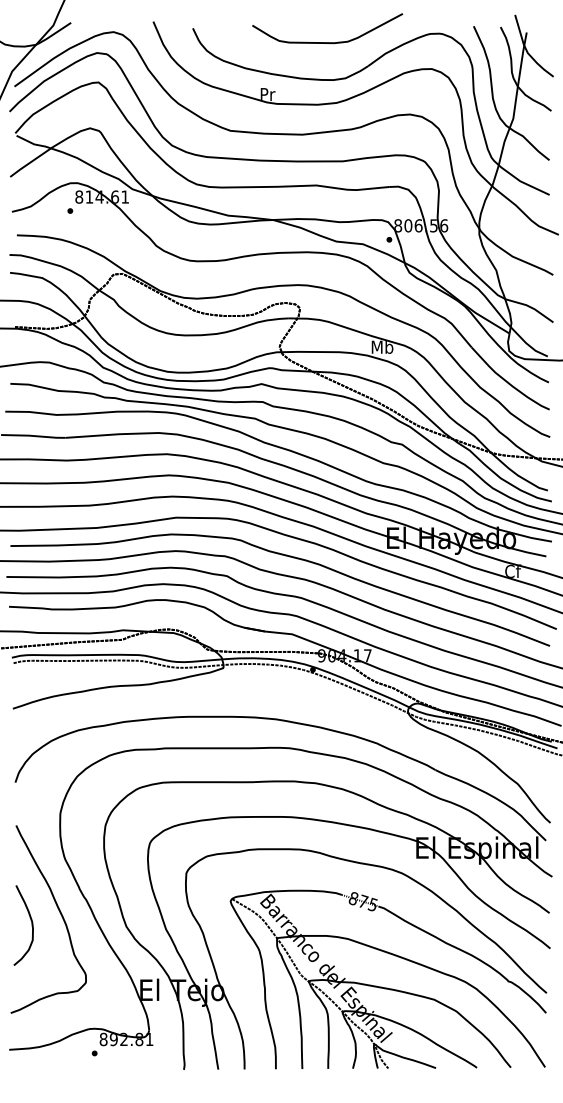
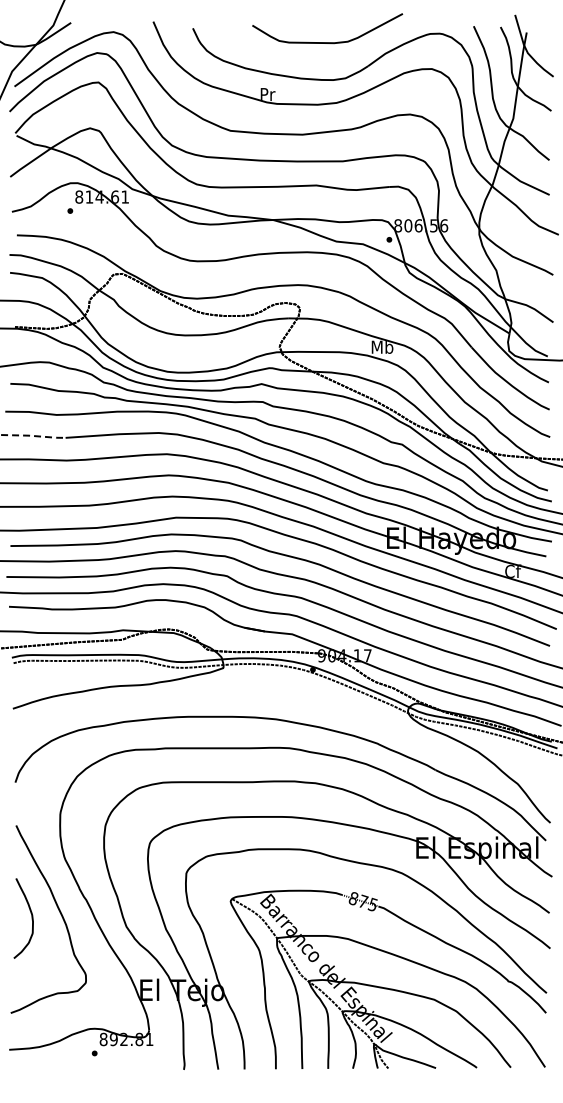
line: solid -> dashed (33, 436)
curve position: (31, 925) -> (31, 918) (31, 918)
